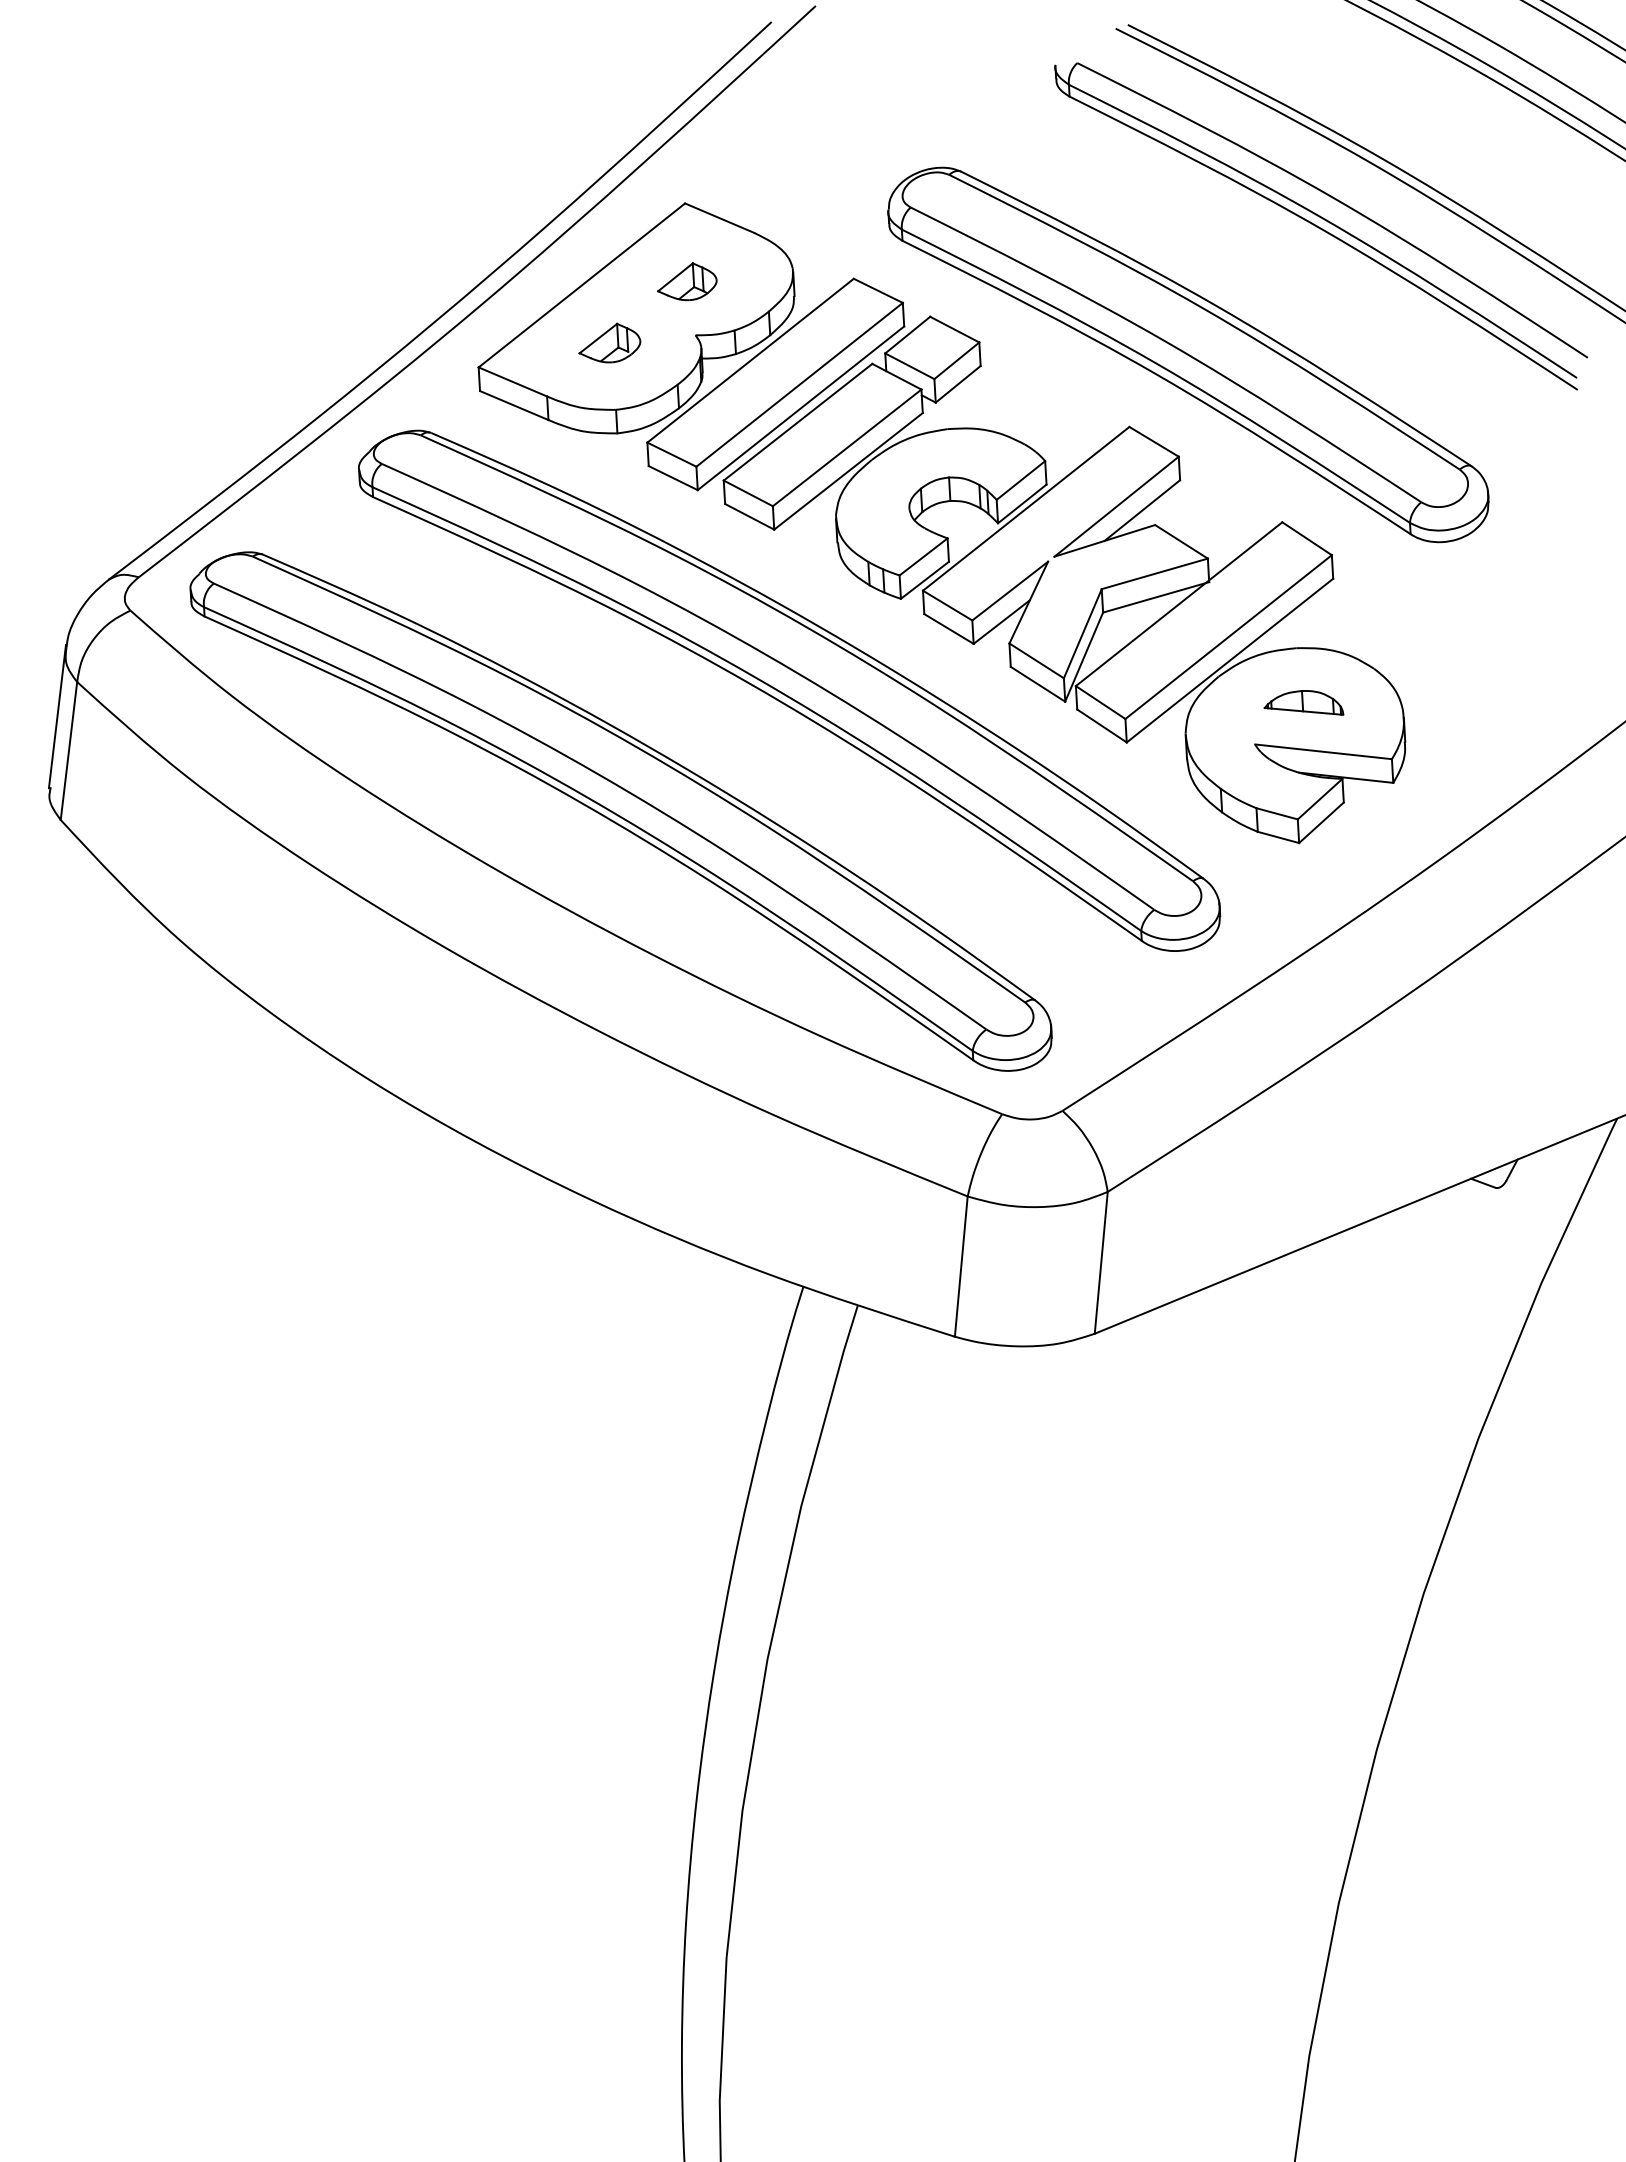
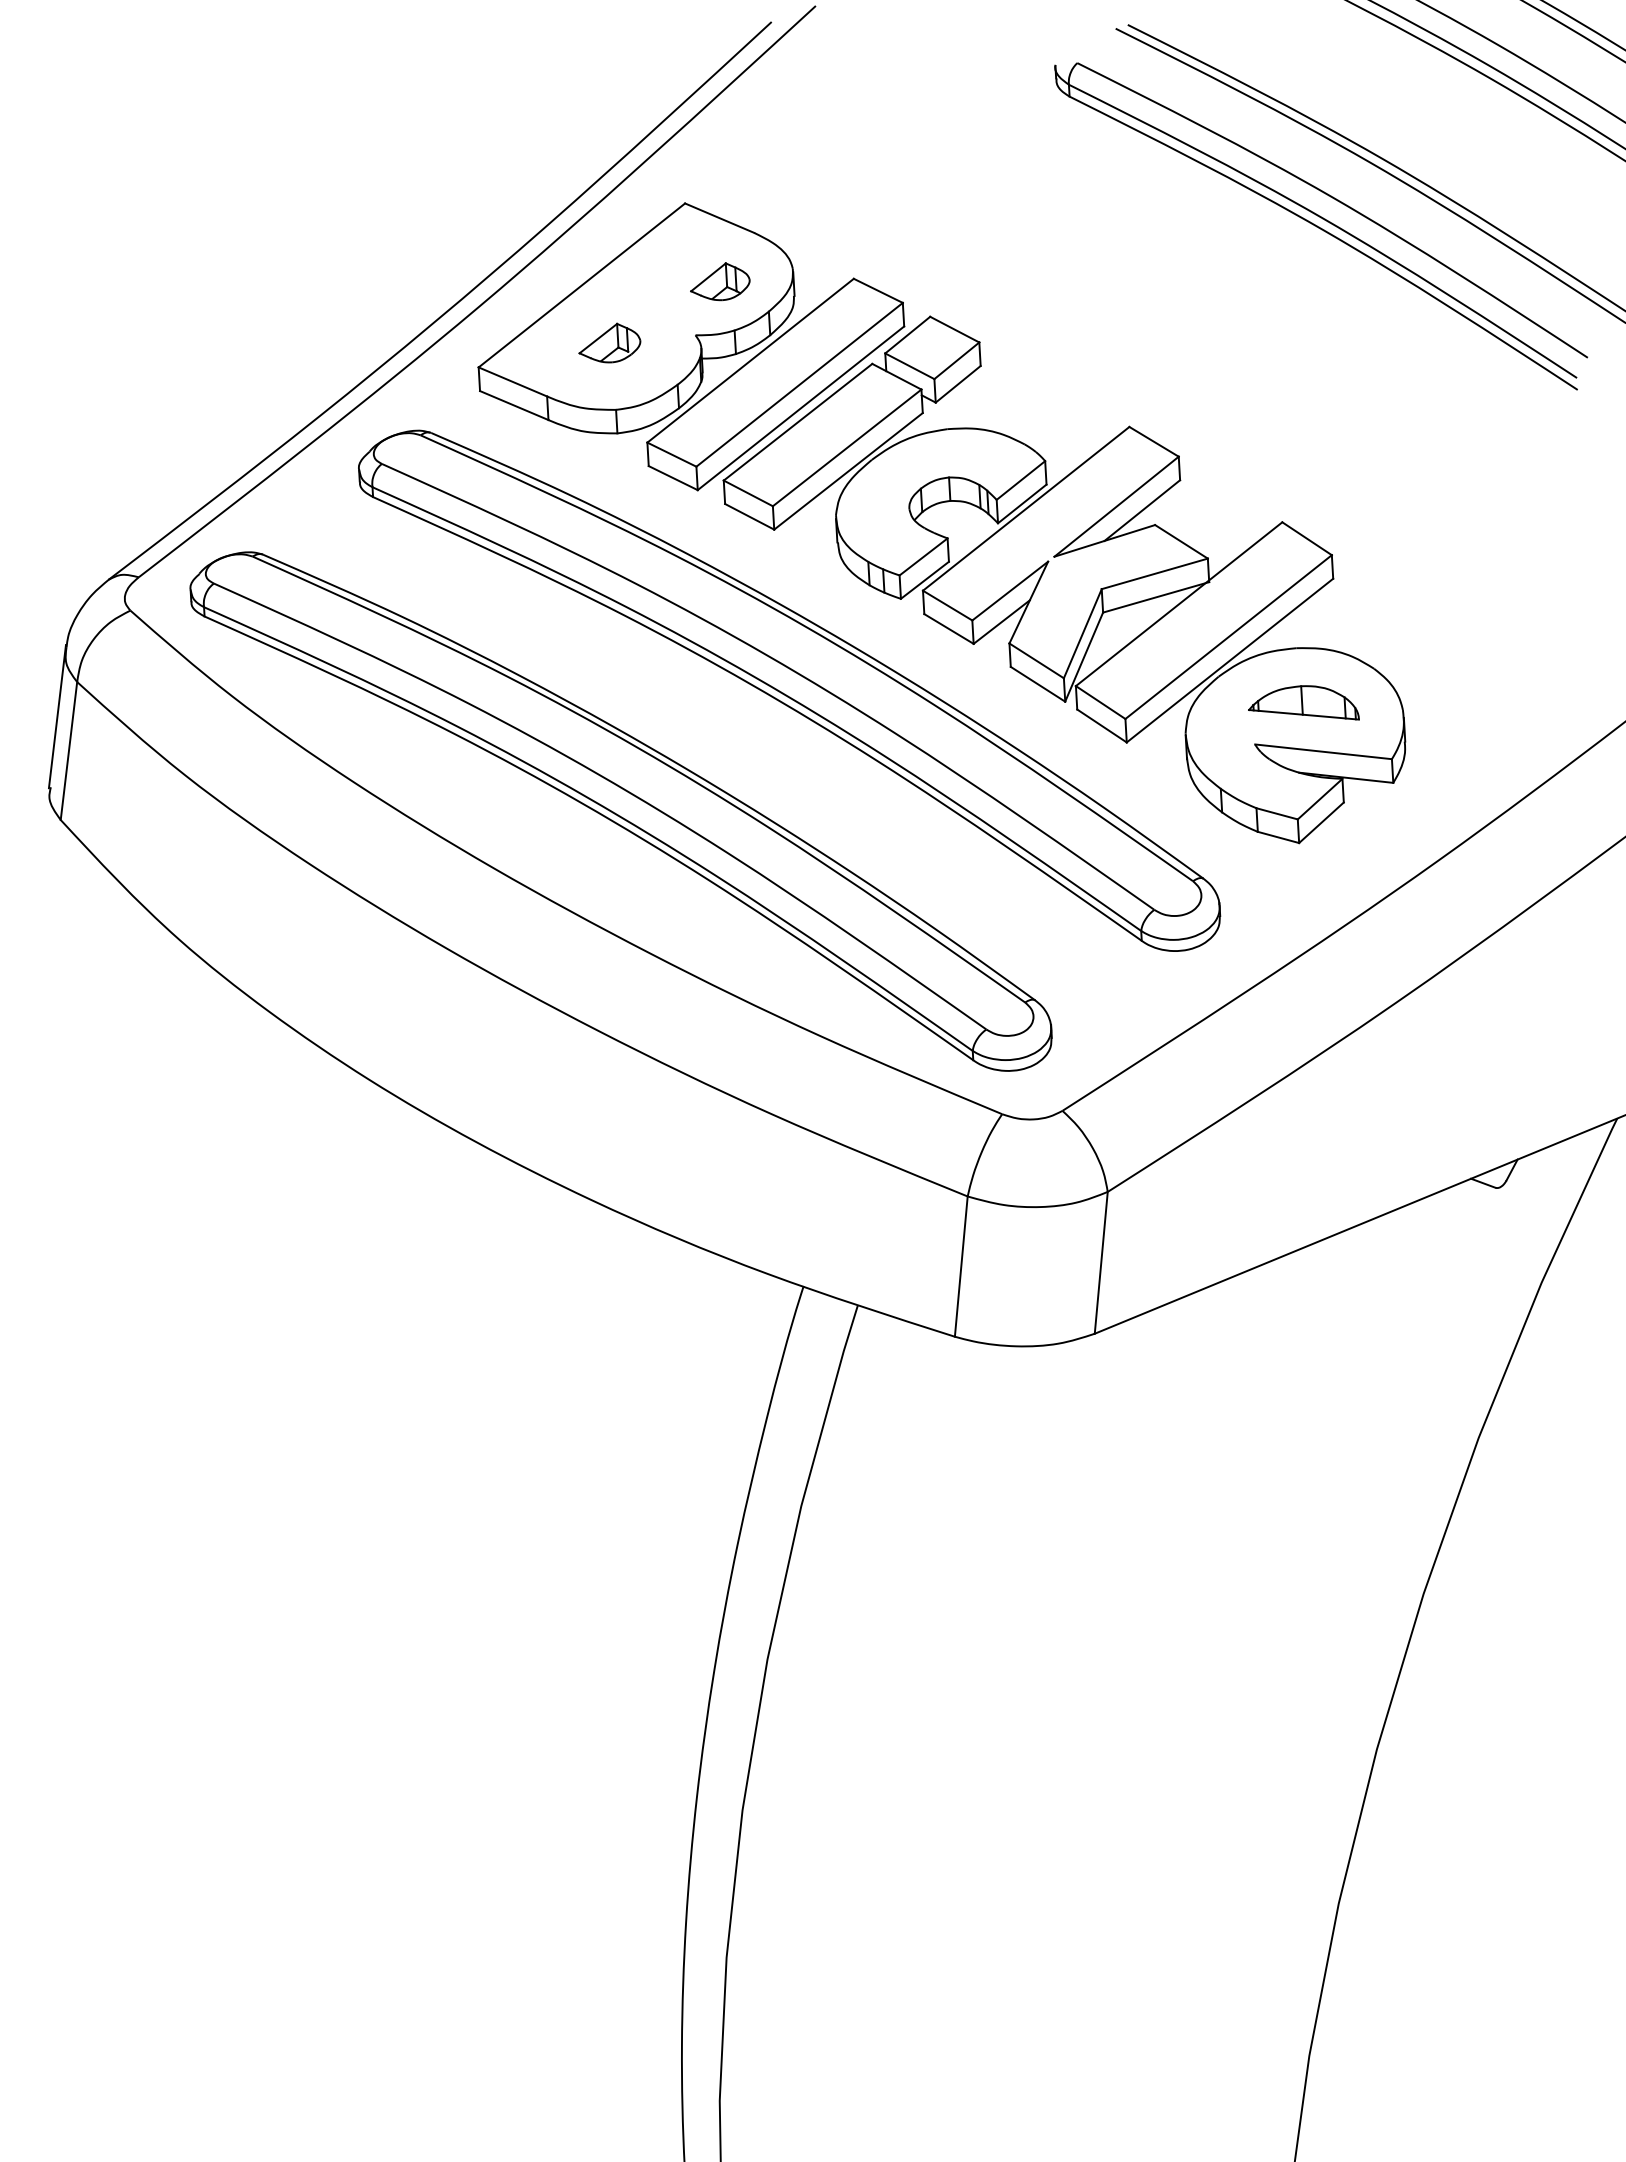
part position: (687, 281) -> (720, 281) (720, 281)
part: present -> none (1188, 354)
part size: 82x26 px -> 112x36 px (1303, 702)
